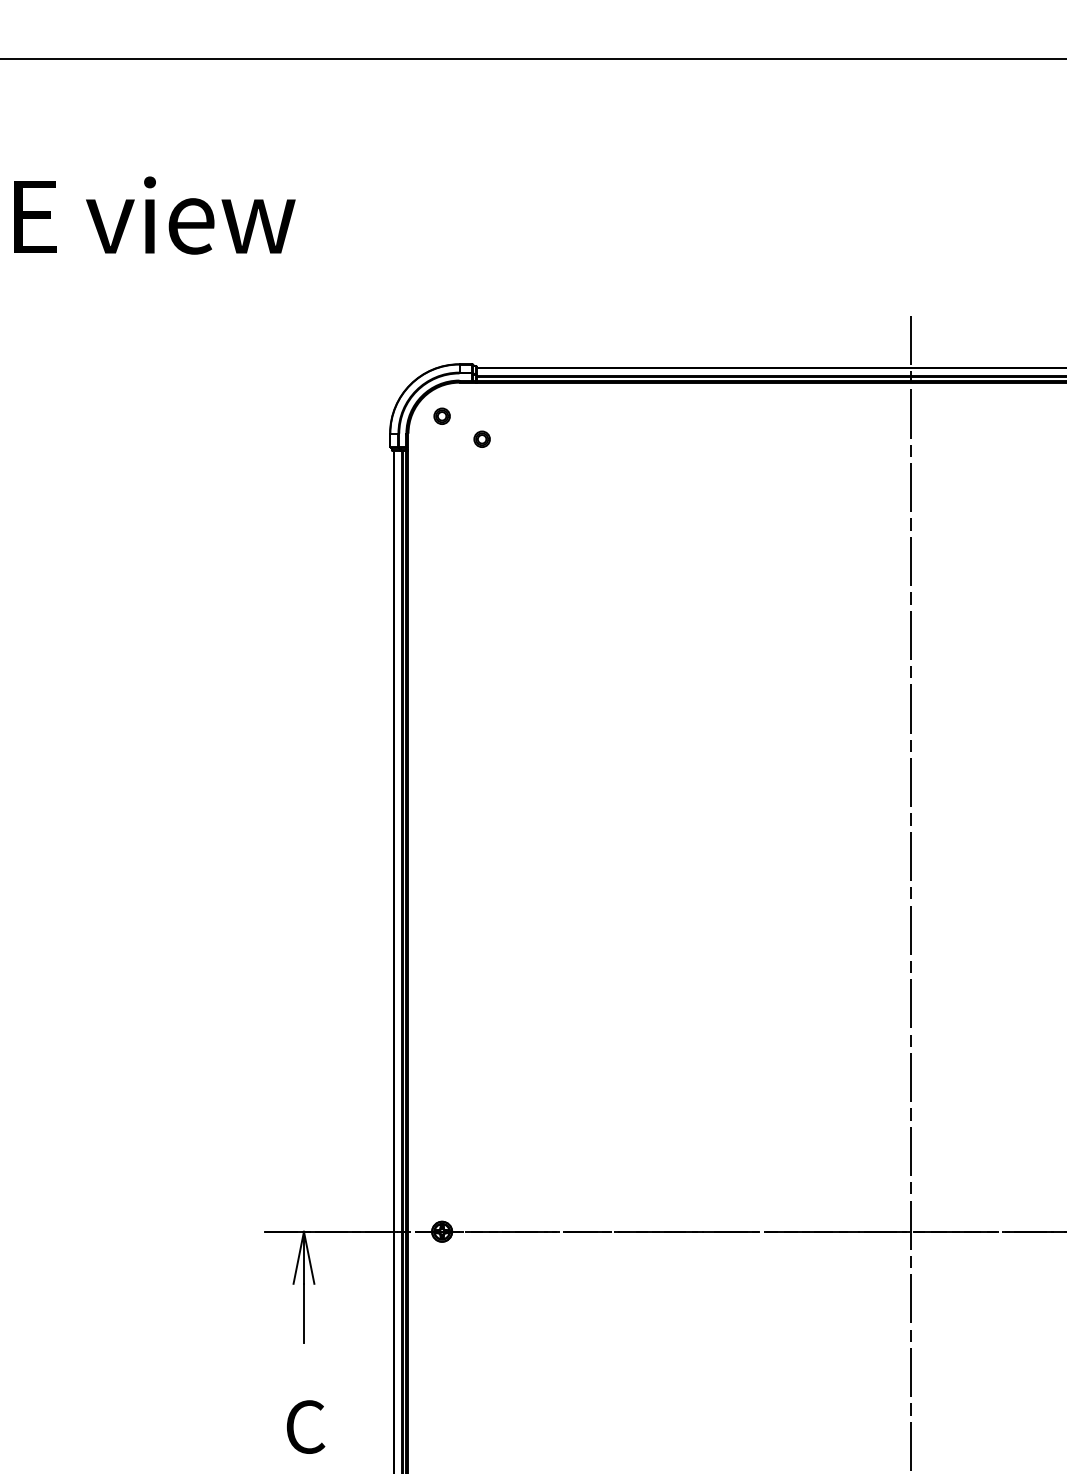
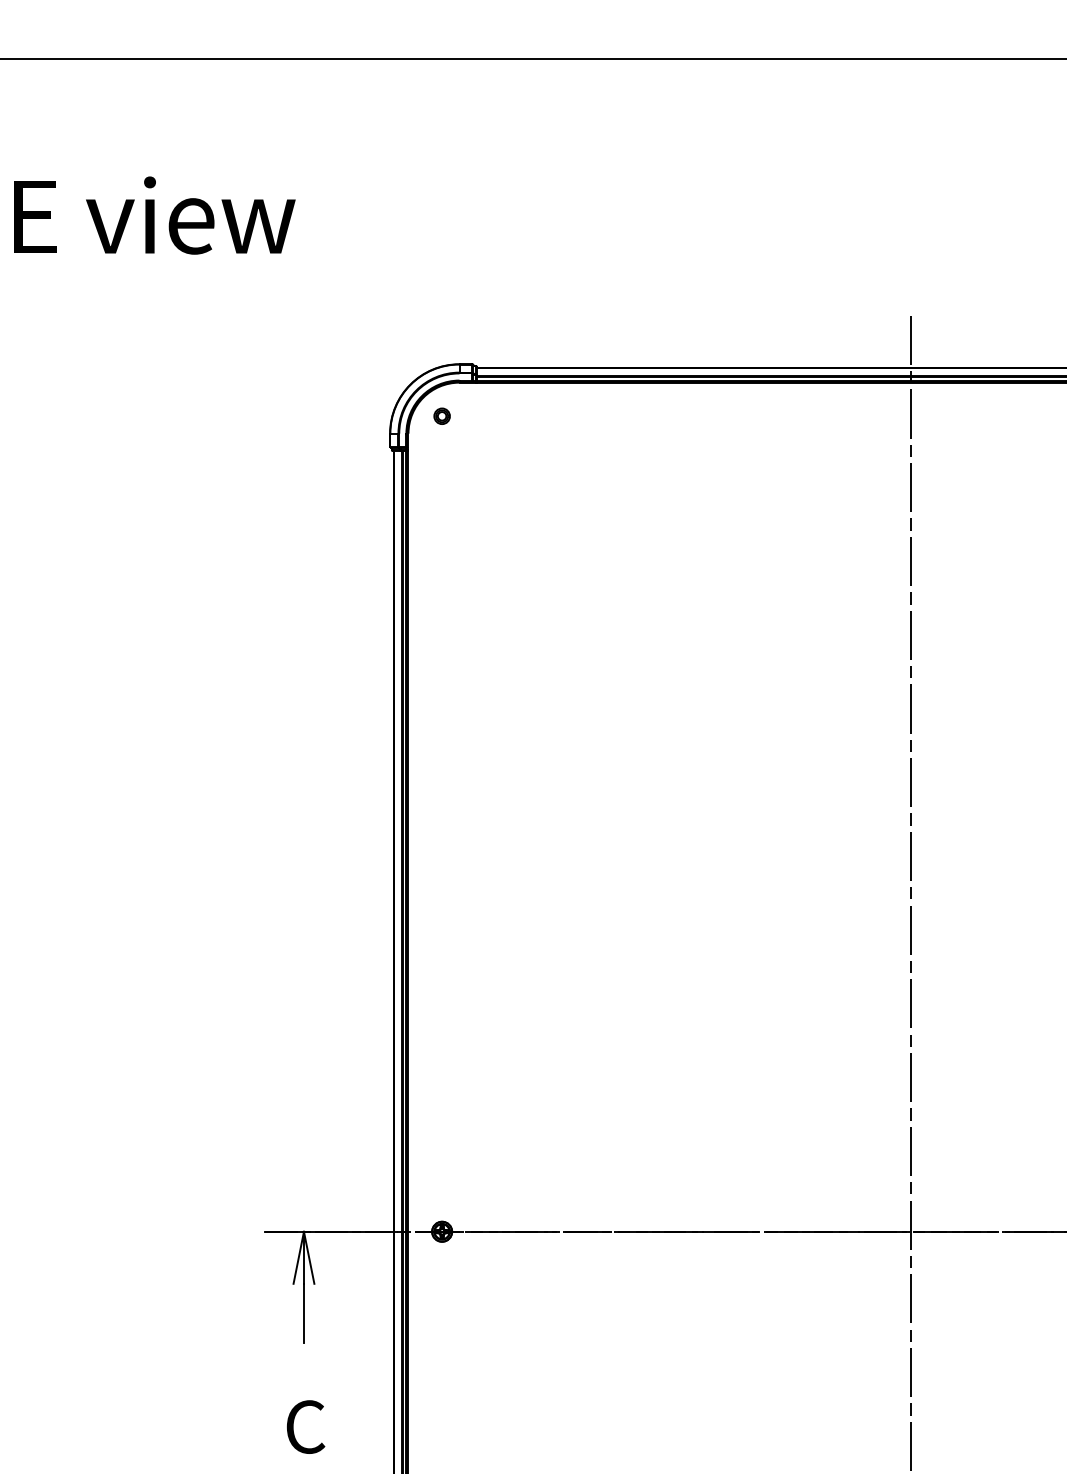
part: present -> none (481, 438)
